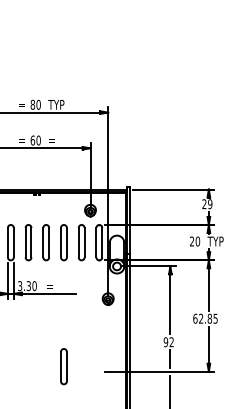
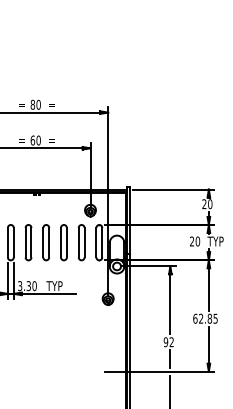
text: TYP -> = (56, 104)
text: 29 -> 20 (210, 204)
text: = -> TYP (54, 285)
part: present -> none (63, 366)
